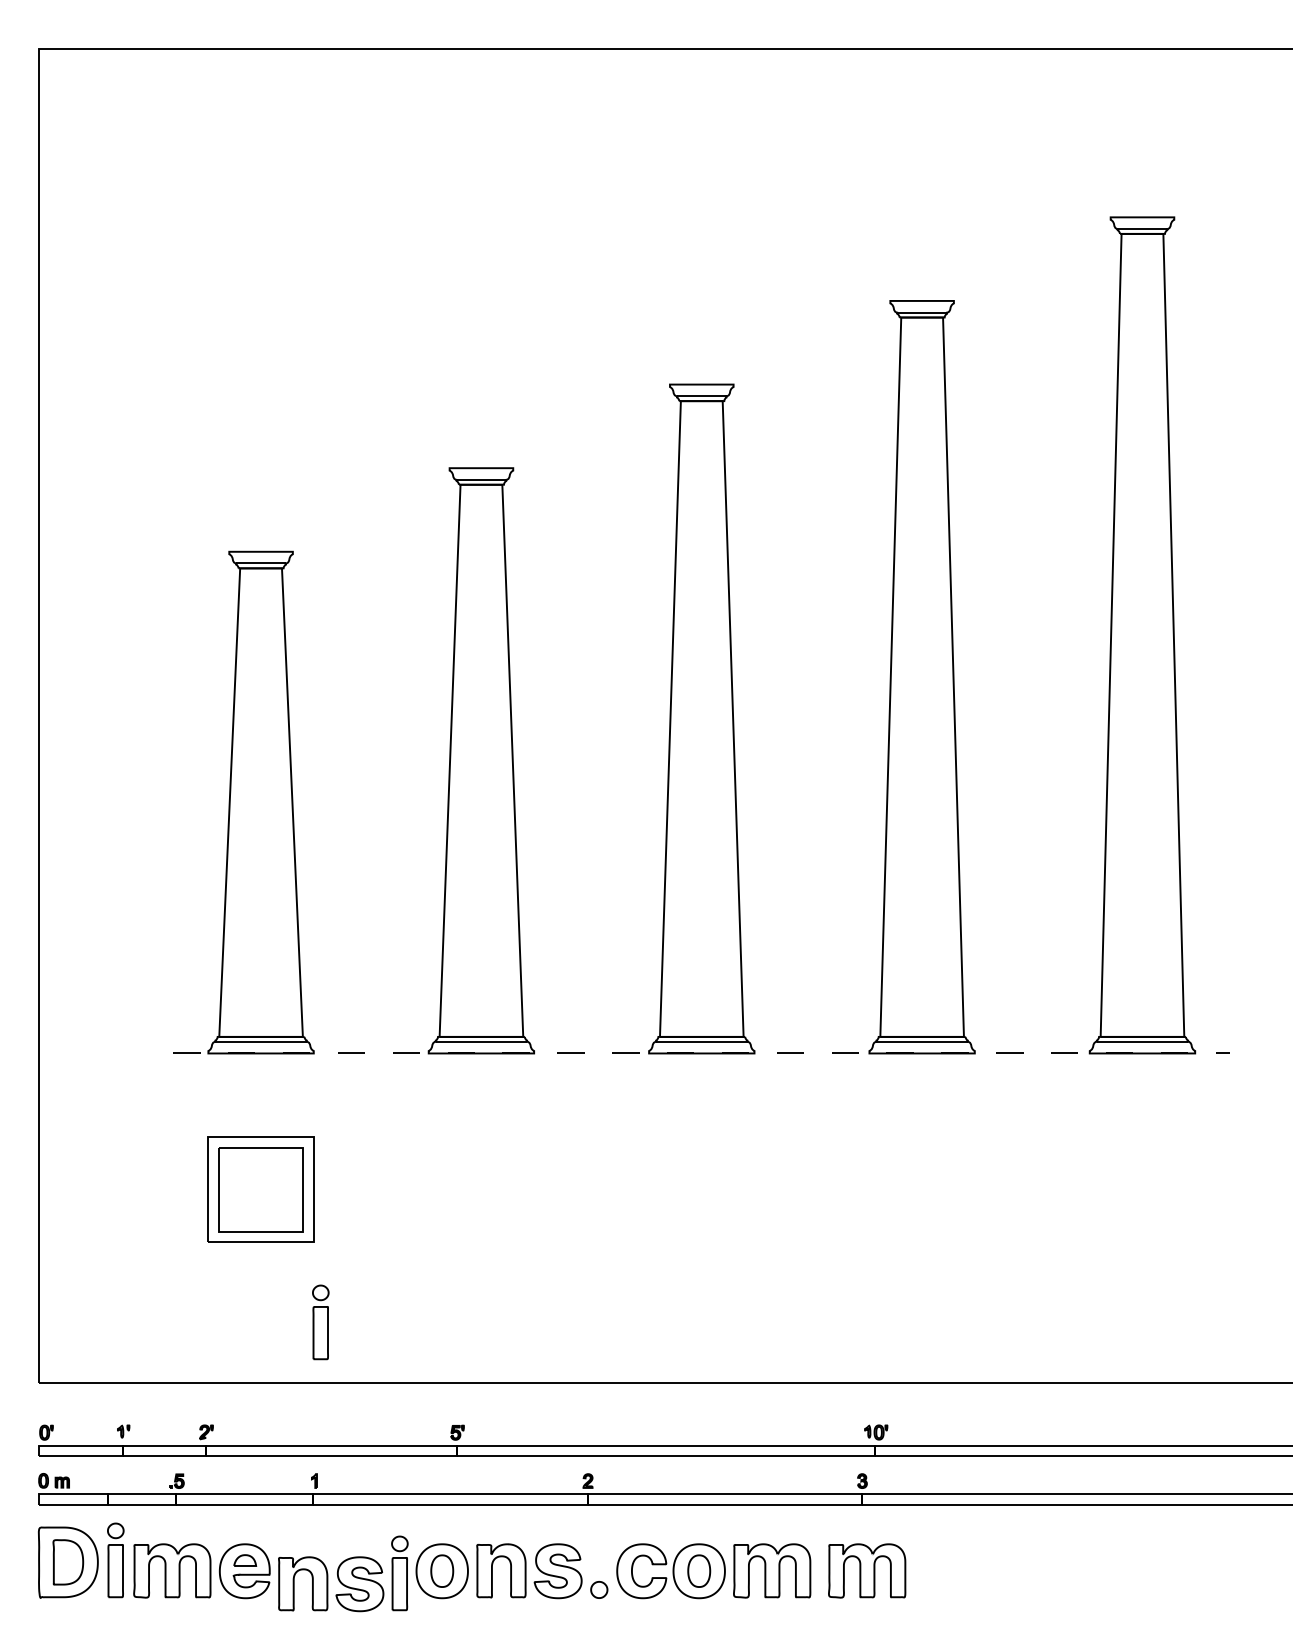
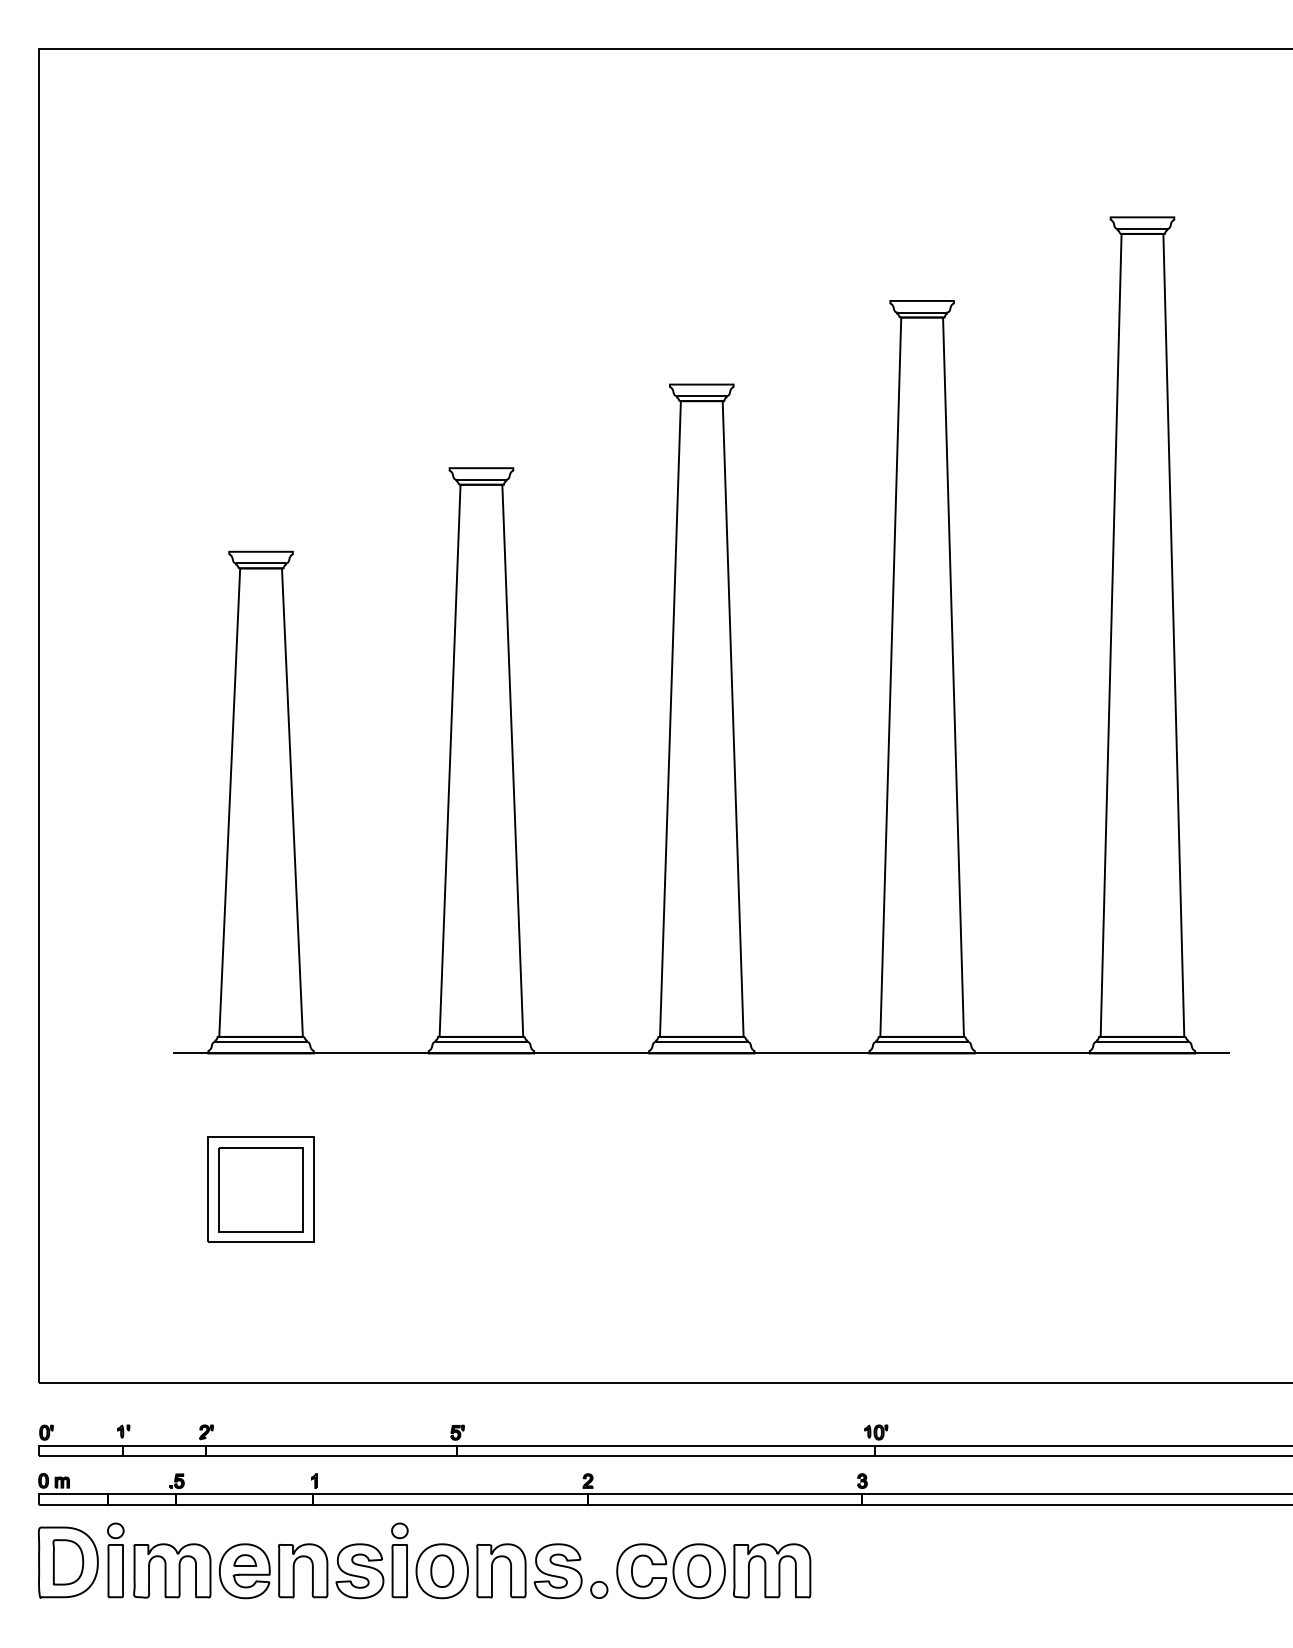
line: dashed -> solid (701, 1053)
part: present -> none (320, 1322)
part: present -> none (867, 1570)
part position: (343, 1573) -> (343, 1560) (343, 1560)
